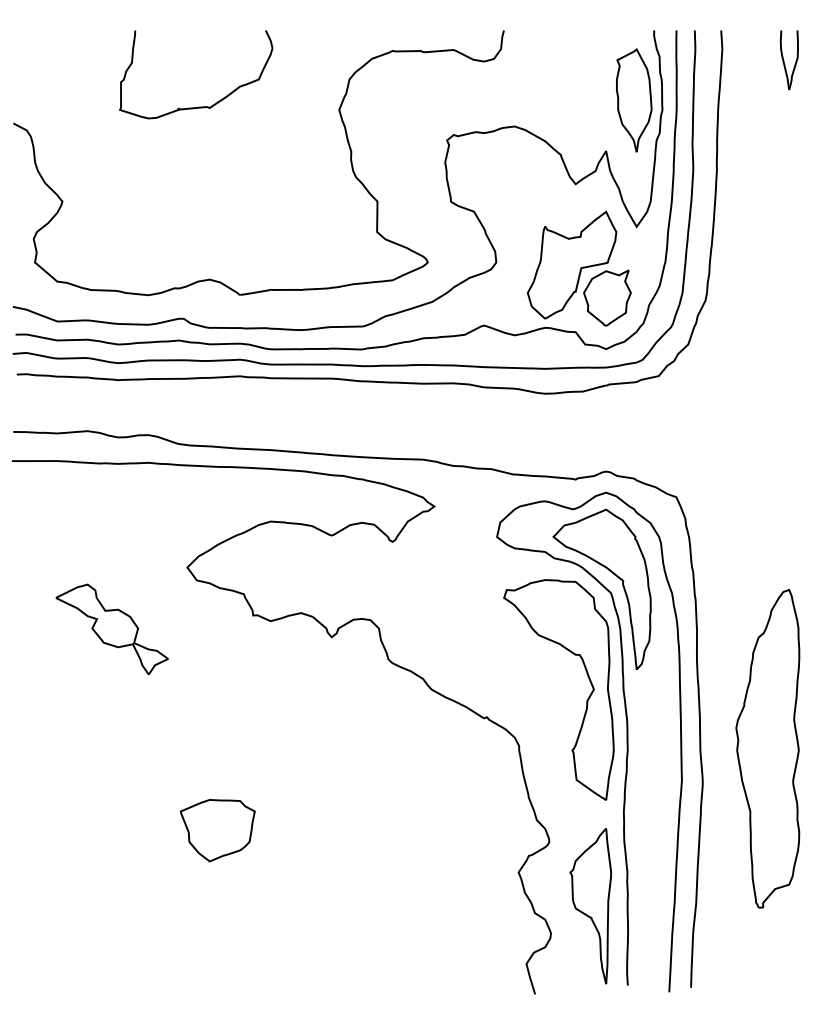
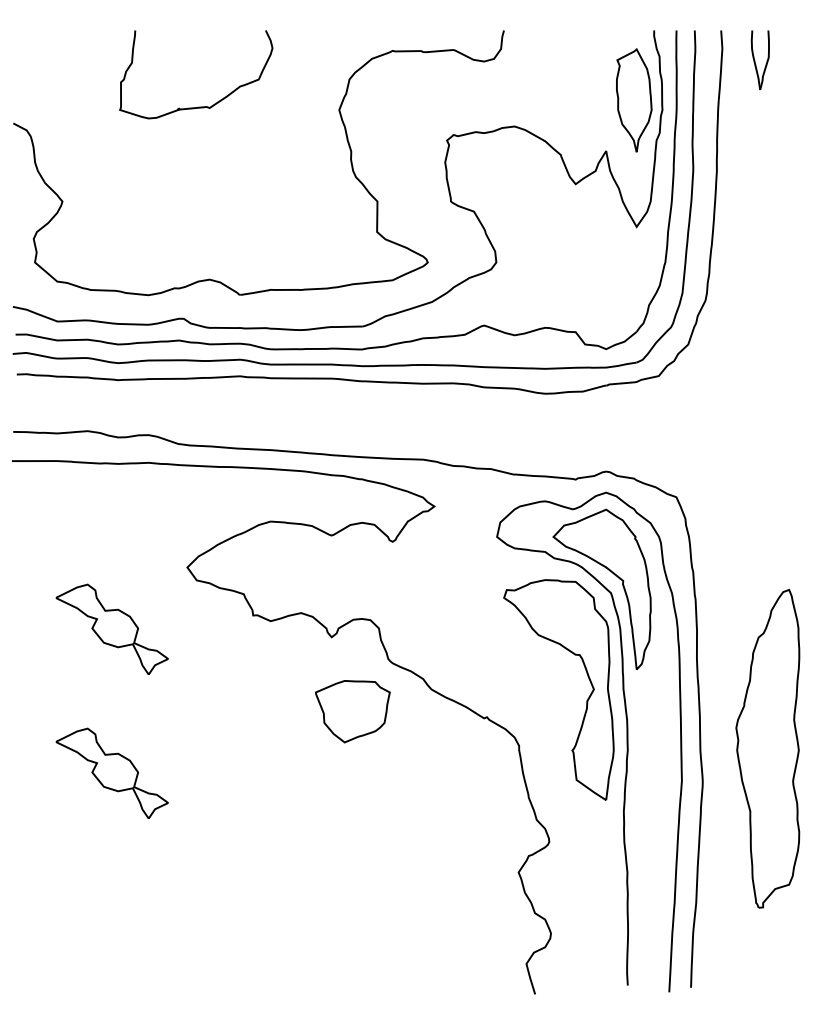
part position: (788, 60) -> (759, 60) (759, 60)
part: present -> none (579, 268)
part: none -> present (111, 772)
part position: (217, 830) -> (352, 711) (352, 711)
part: present -> none (590, 906)
